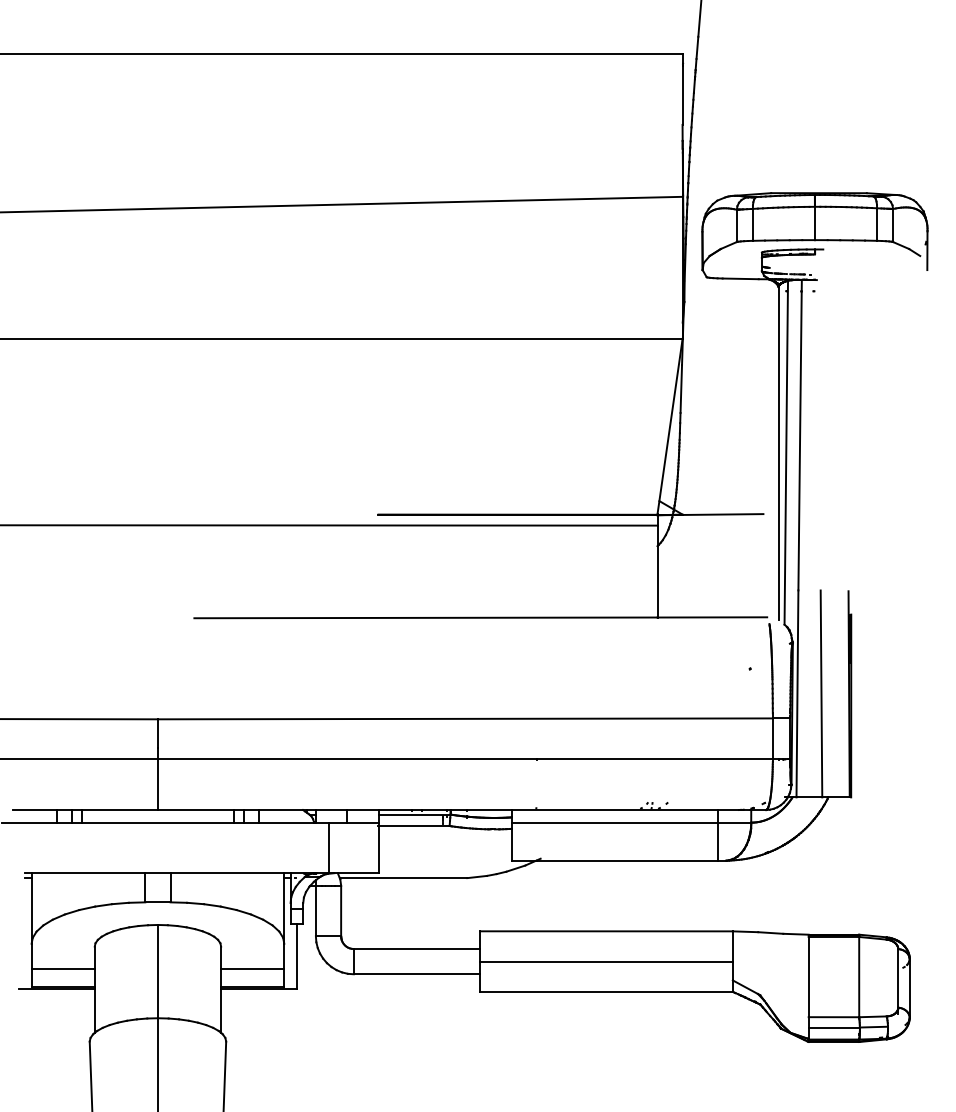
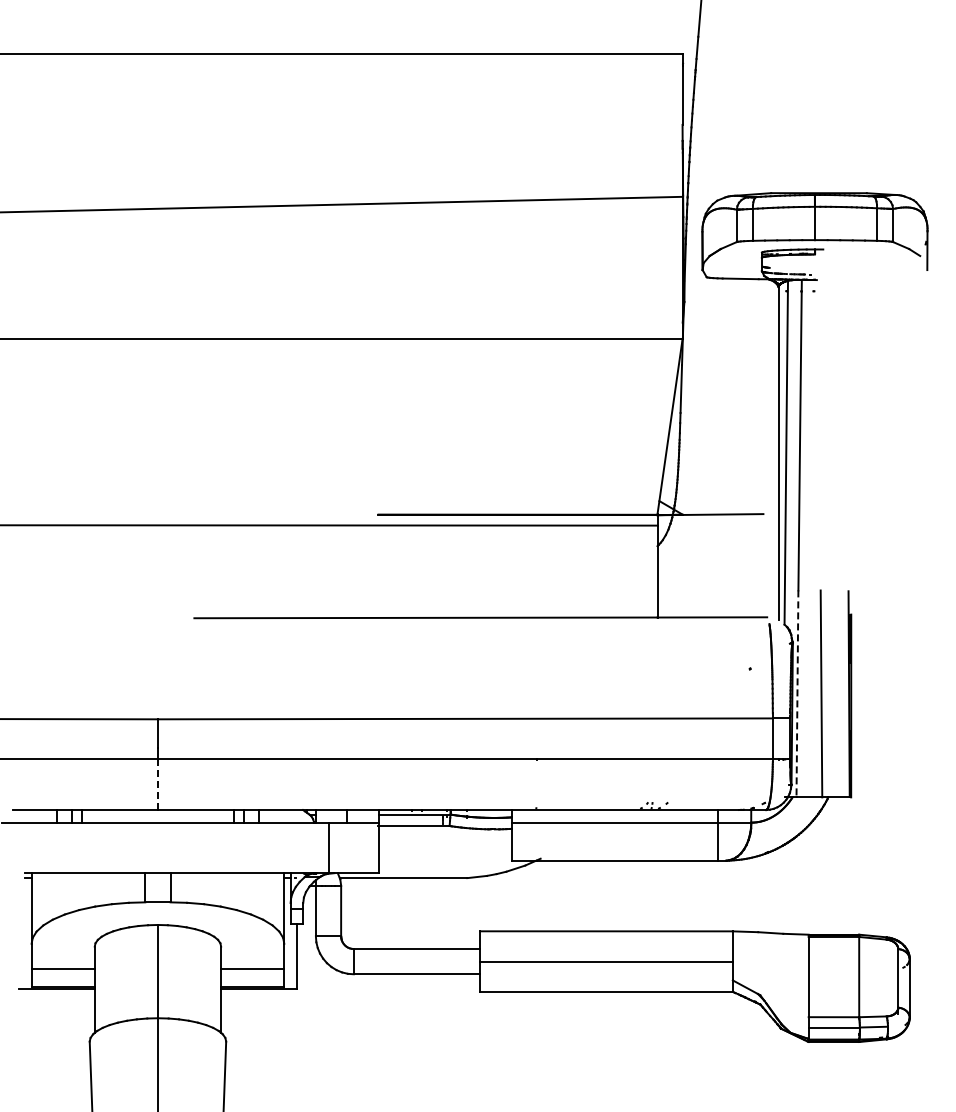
line: solid -> dashed (797, 694)
line: solid -> dashed (157, 785)
